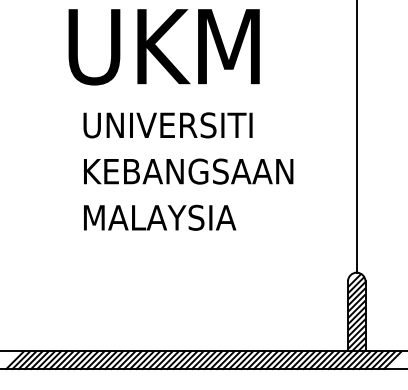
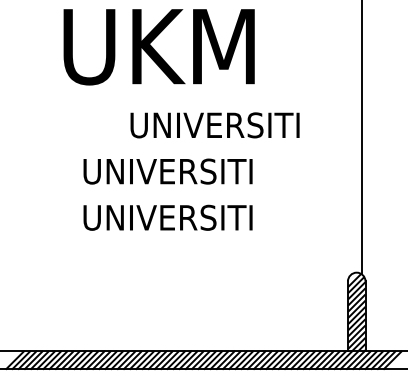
text position: (163, 47) -> (158, 47) (158, 47)
text position: (167, 125) -> (214, 125) (214, 125)
line position: (356, 137) -> (361, 137) (361, 137)
text: KEBANGSAAN -> UNIVERSITI (188, 171)
text: MALAYSIA -> UNIVERSITI (167, 217)
